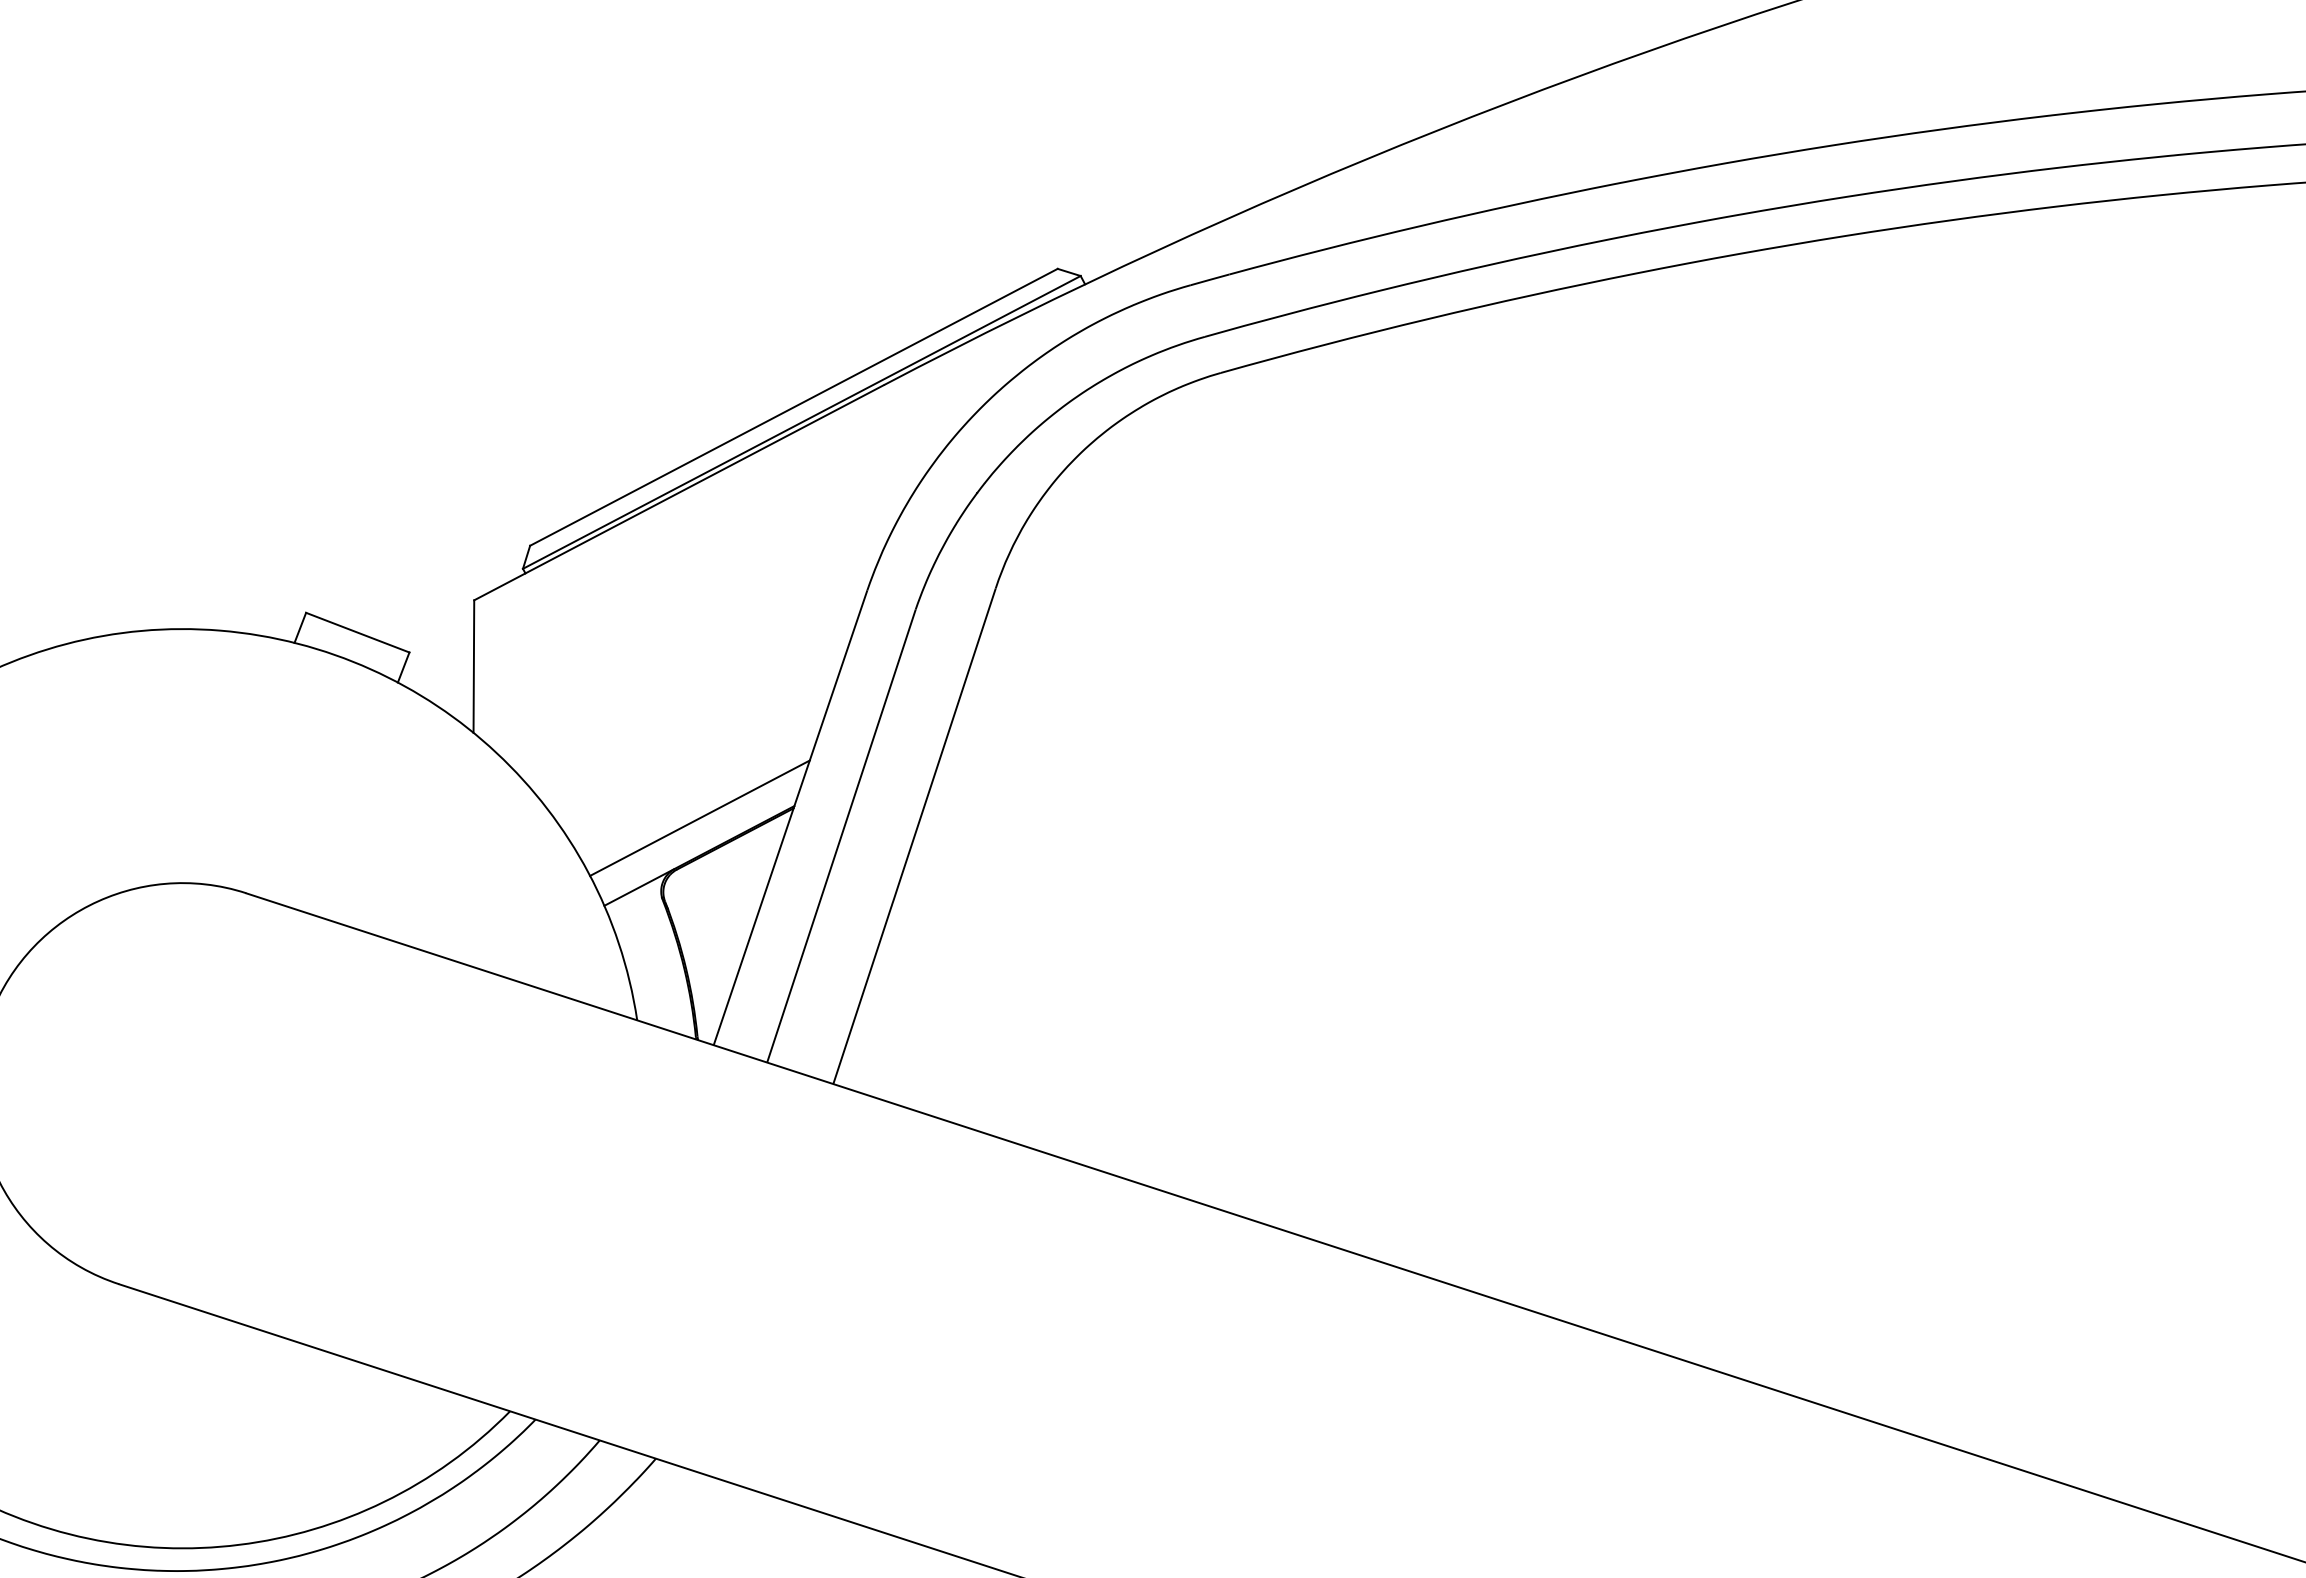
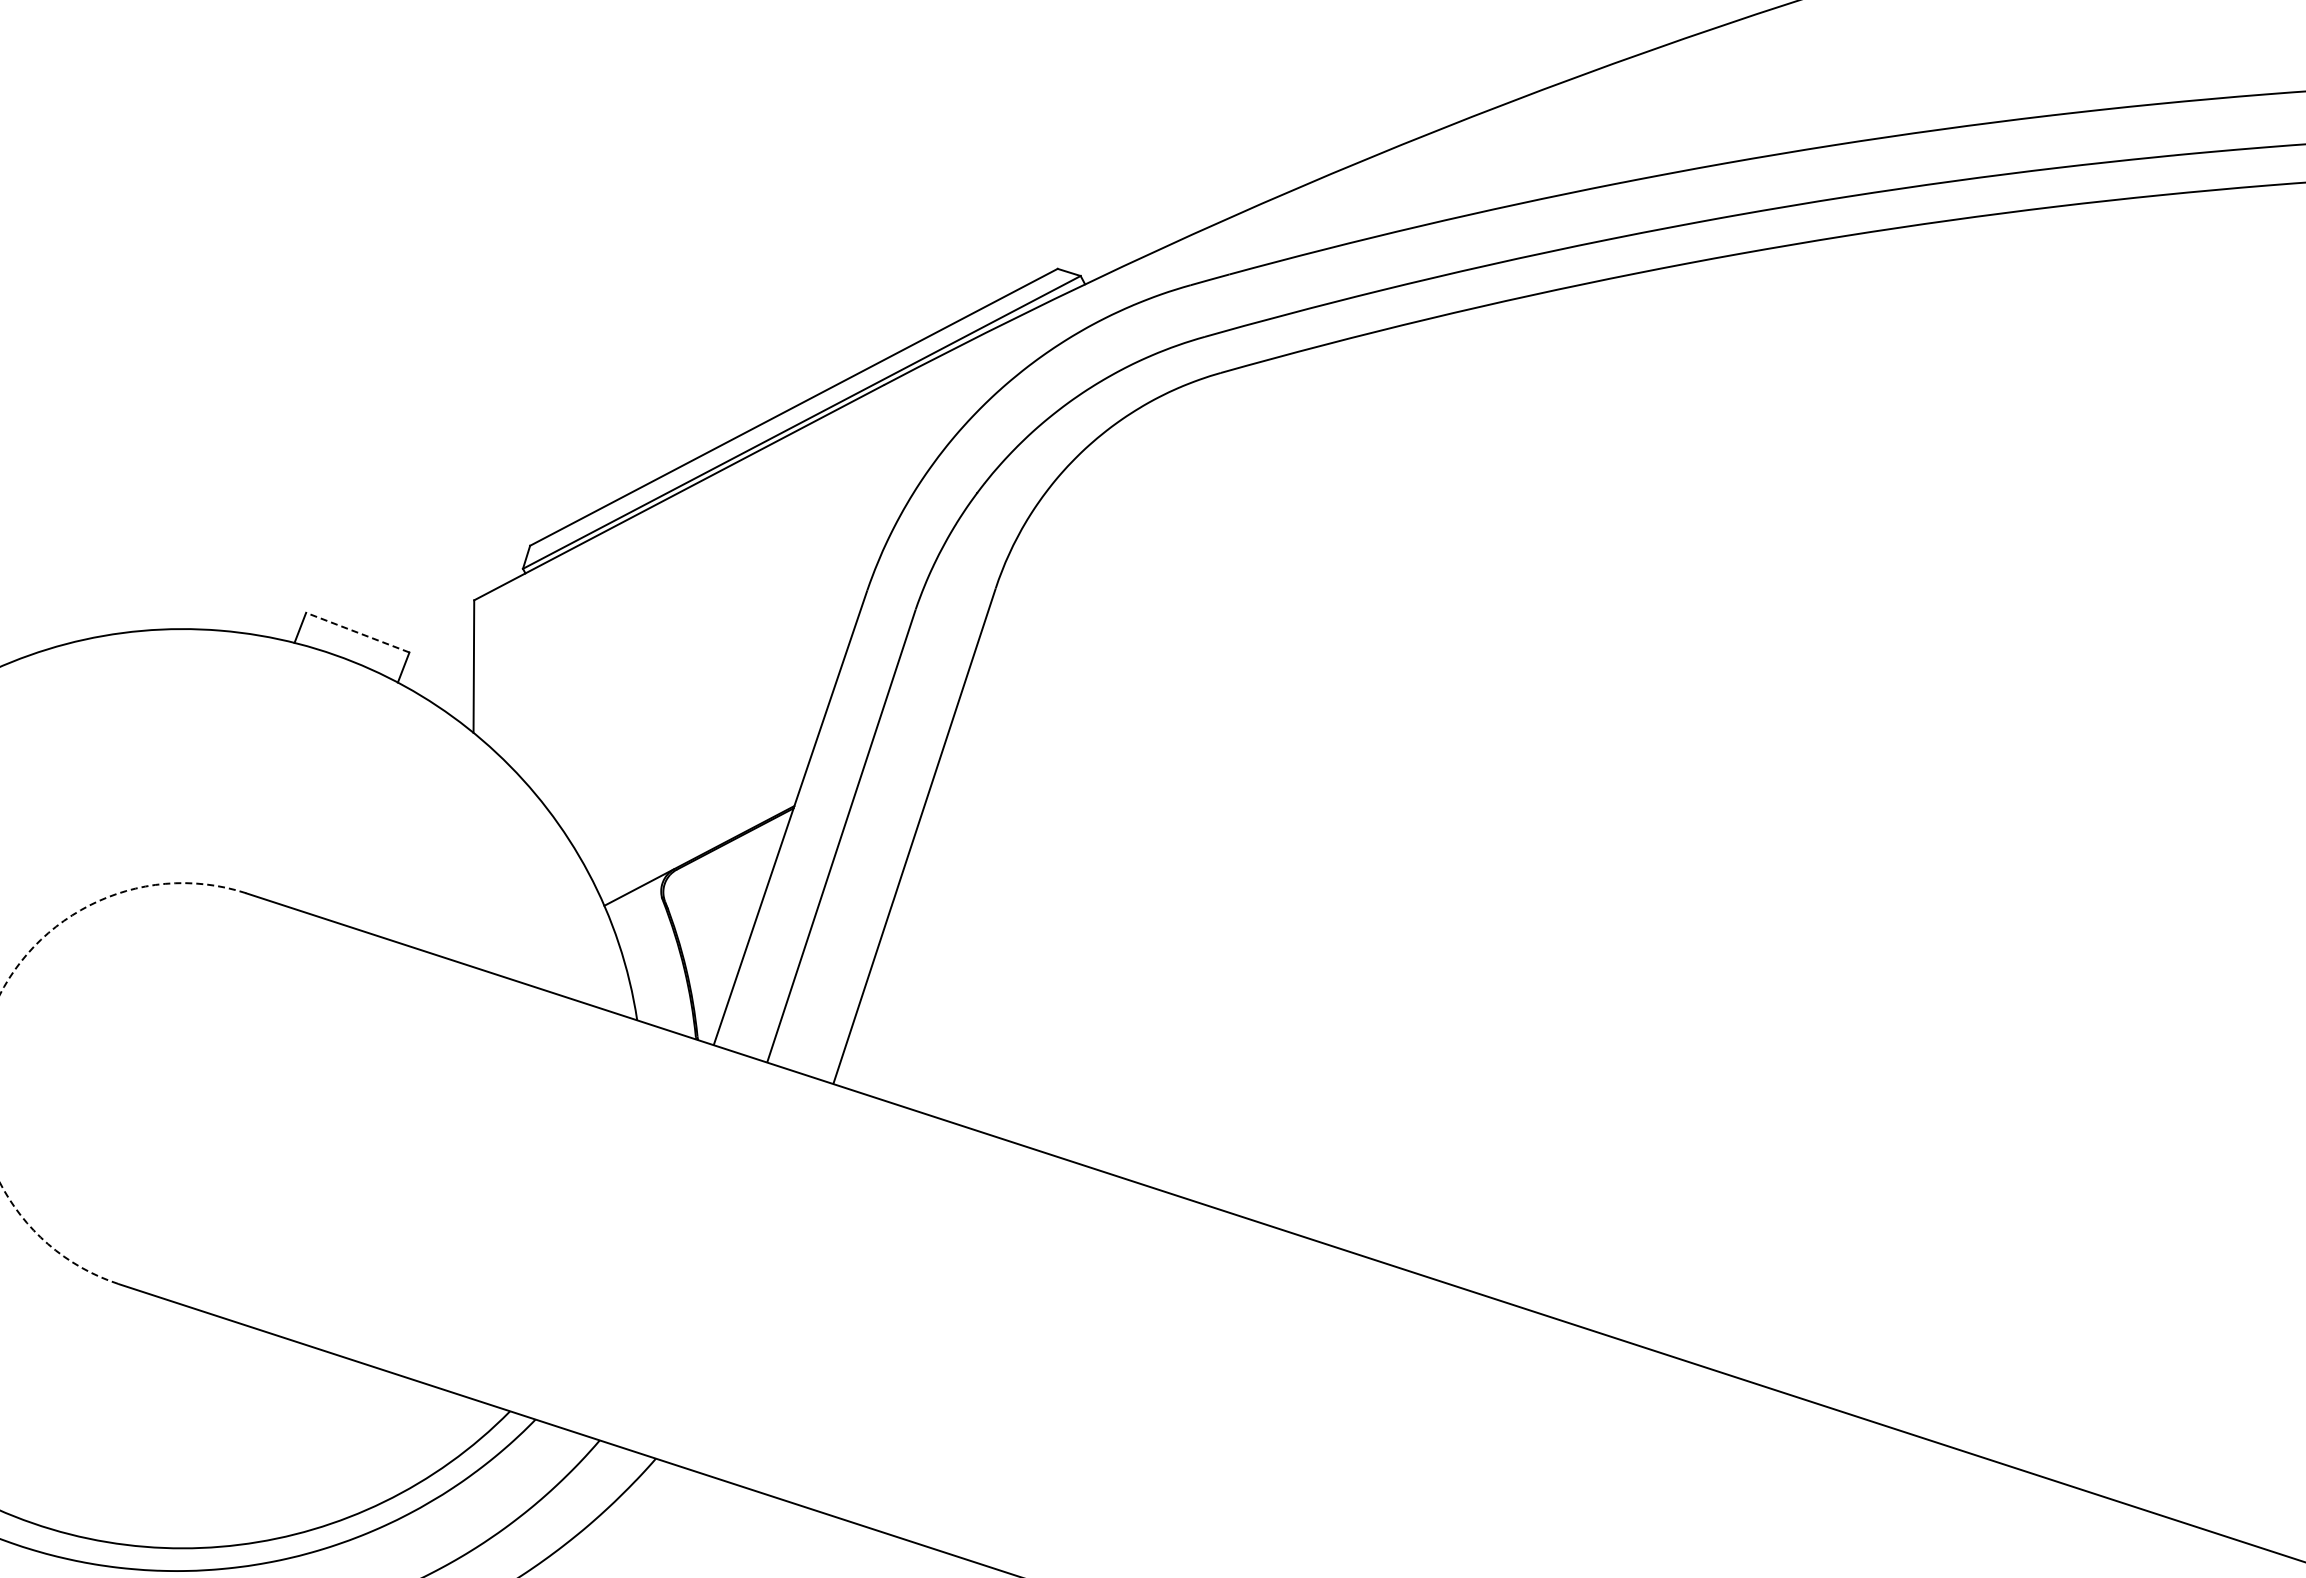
line: solid -> dashed (357, 632)
line: present -> none (699, 817)
arc: solid -> dashed (35, 945)
